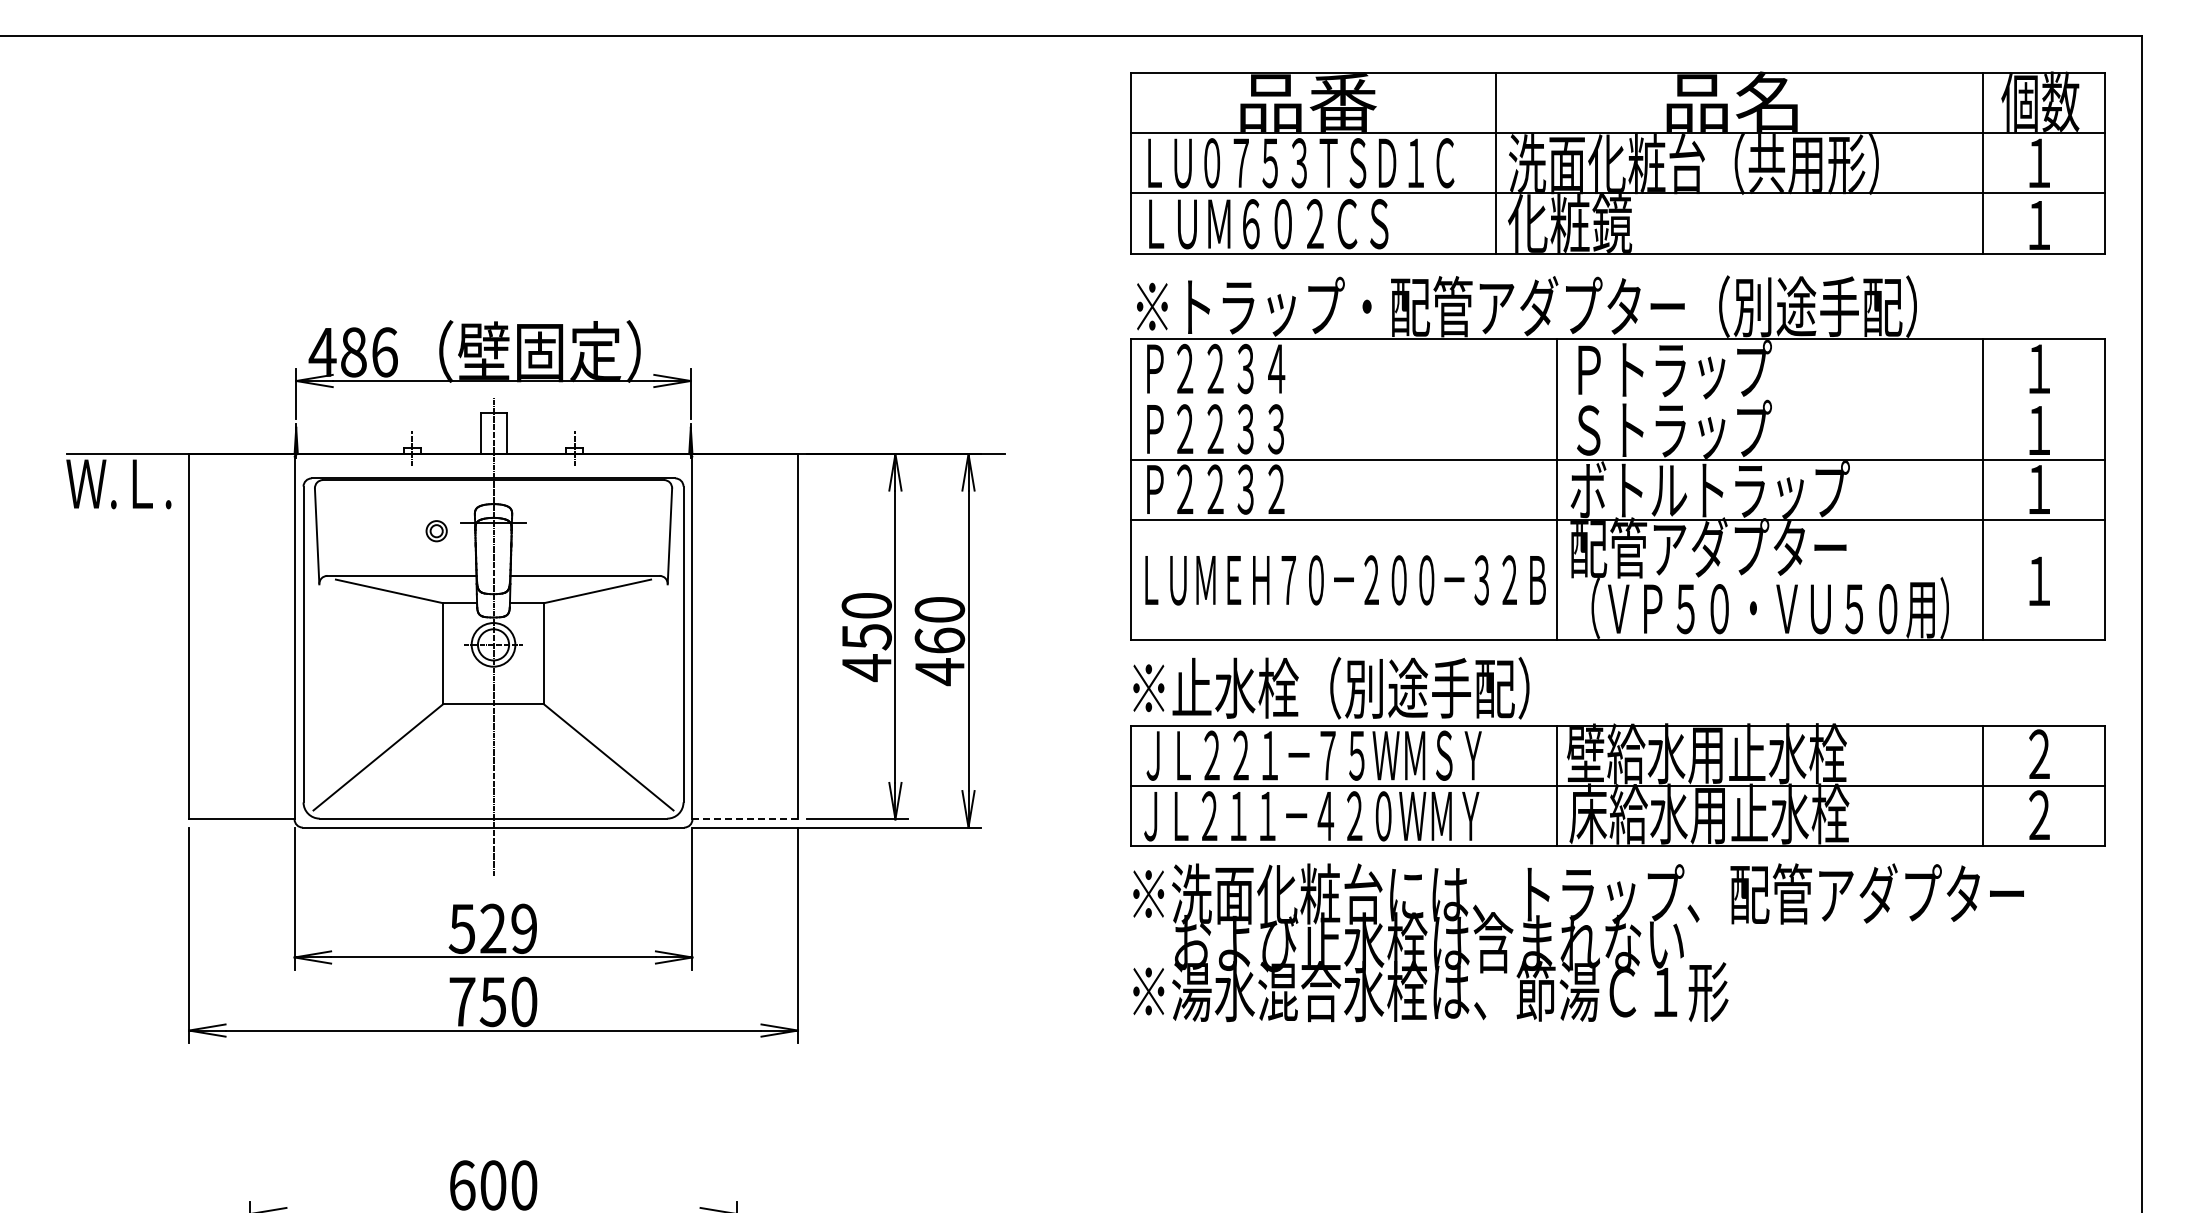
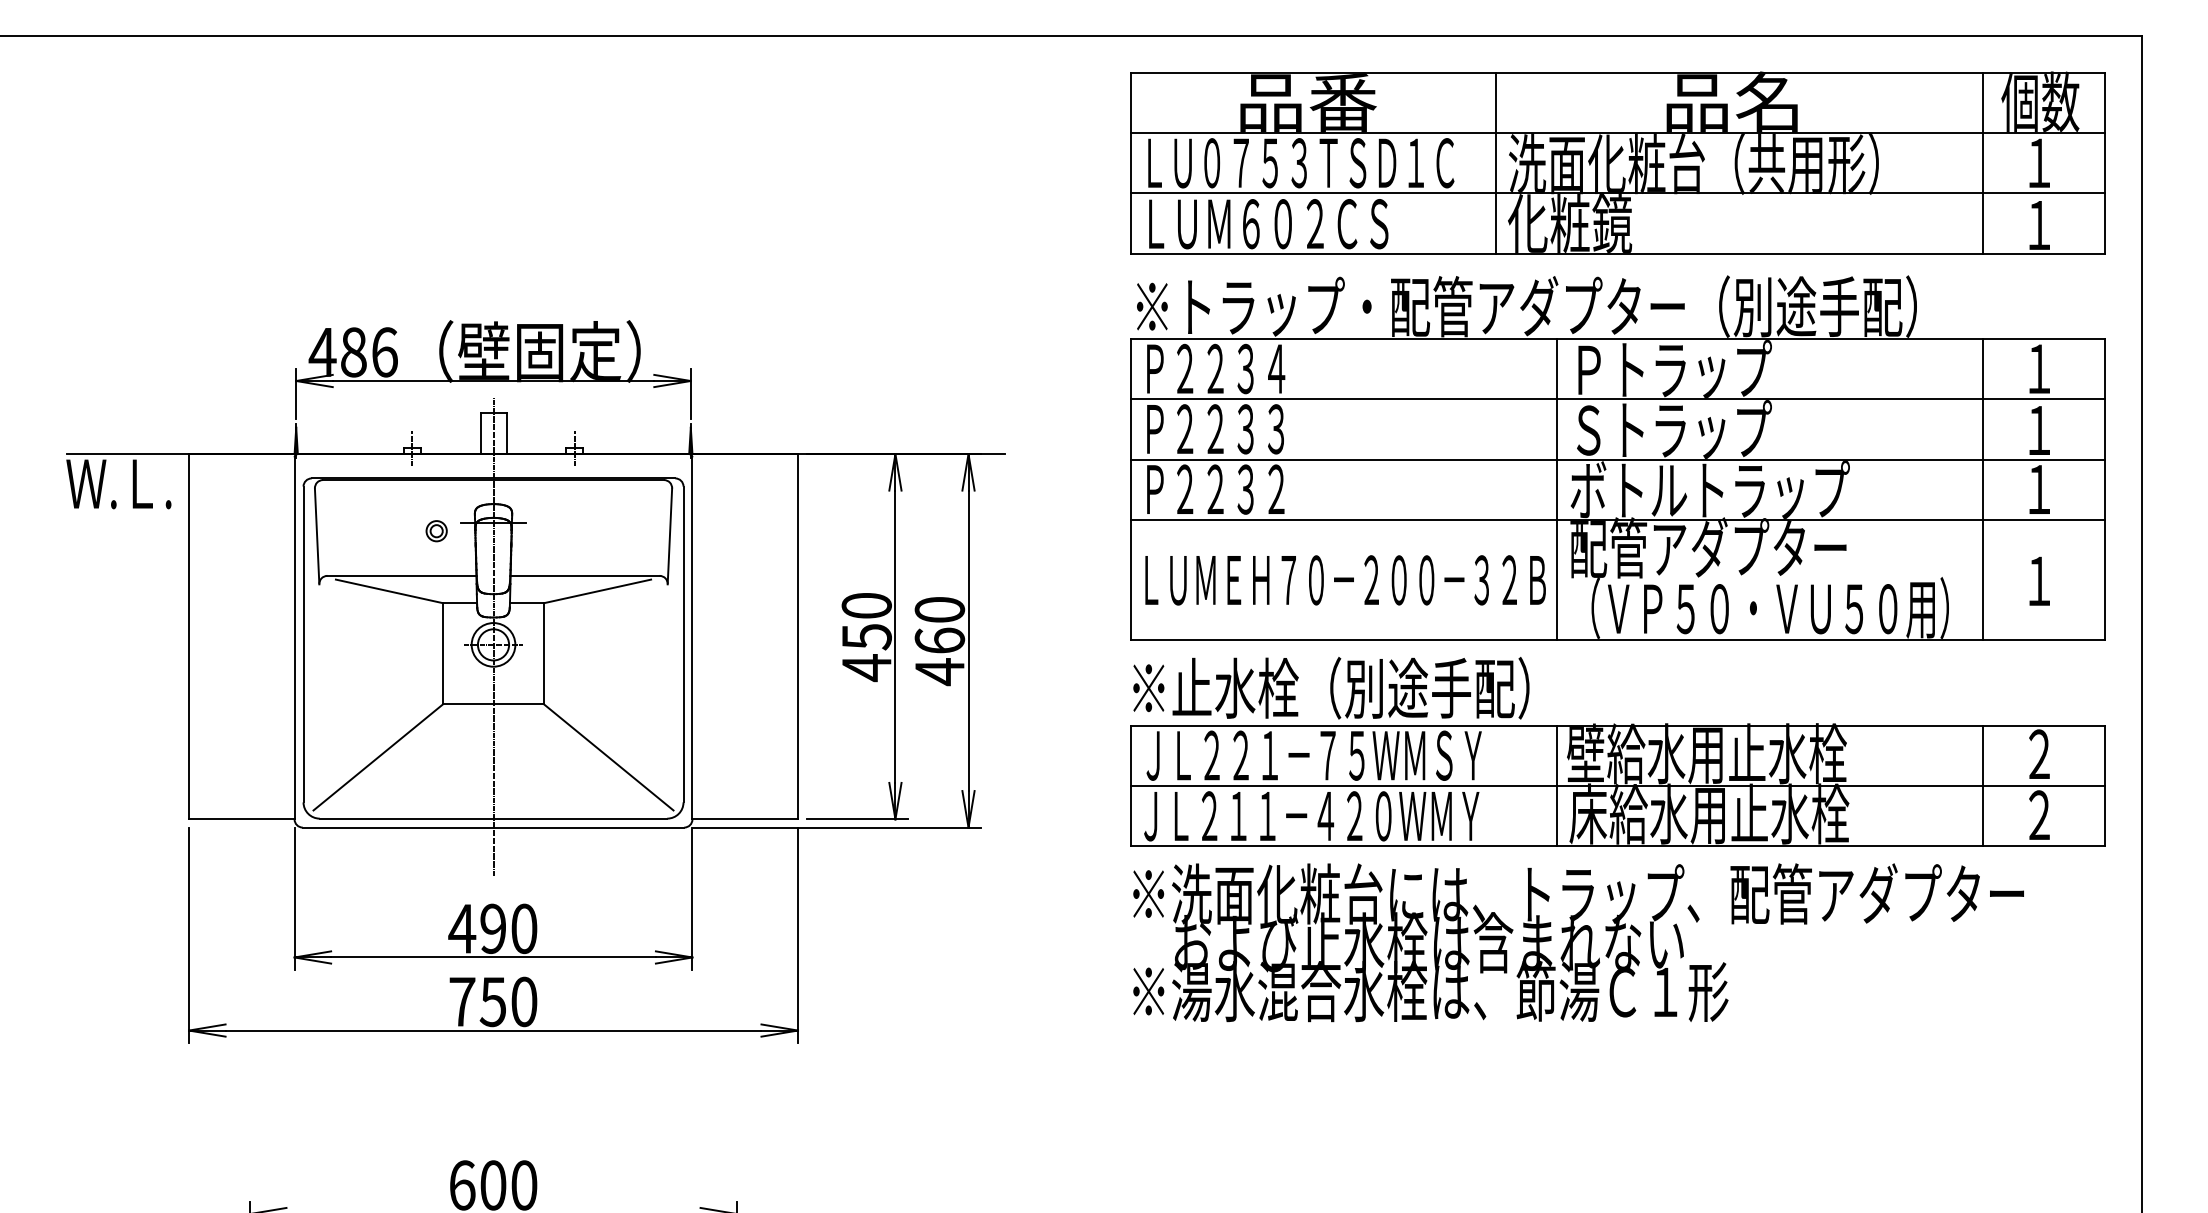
line: none -> present (1617, 399)
line: dashed -> solid (745, 819)
text: 529 -> 490 (492, 928)
